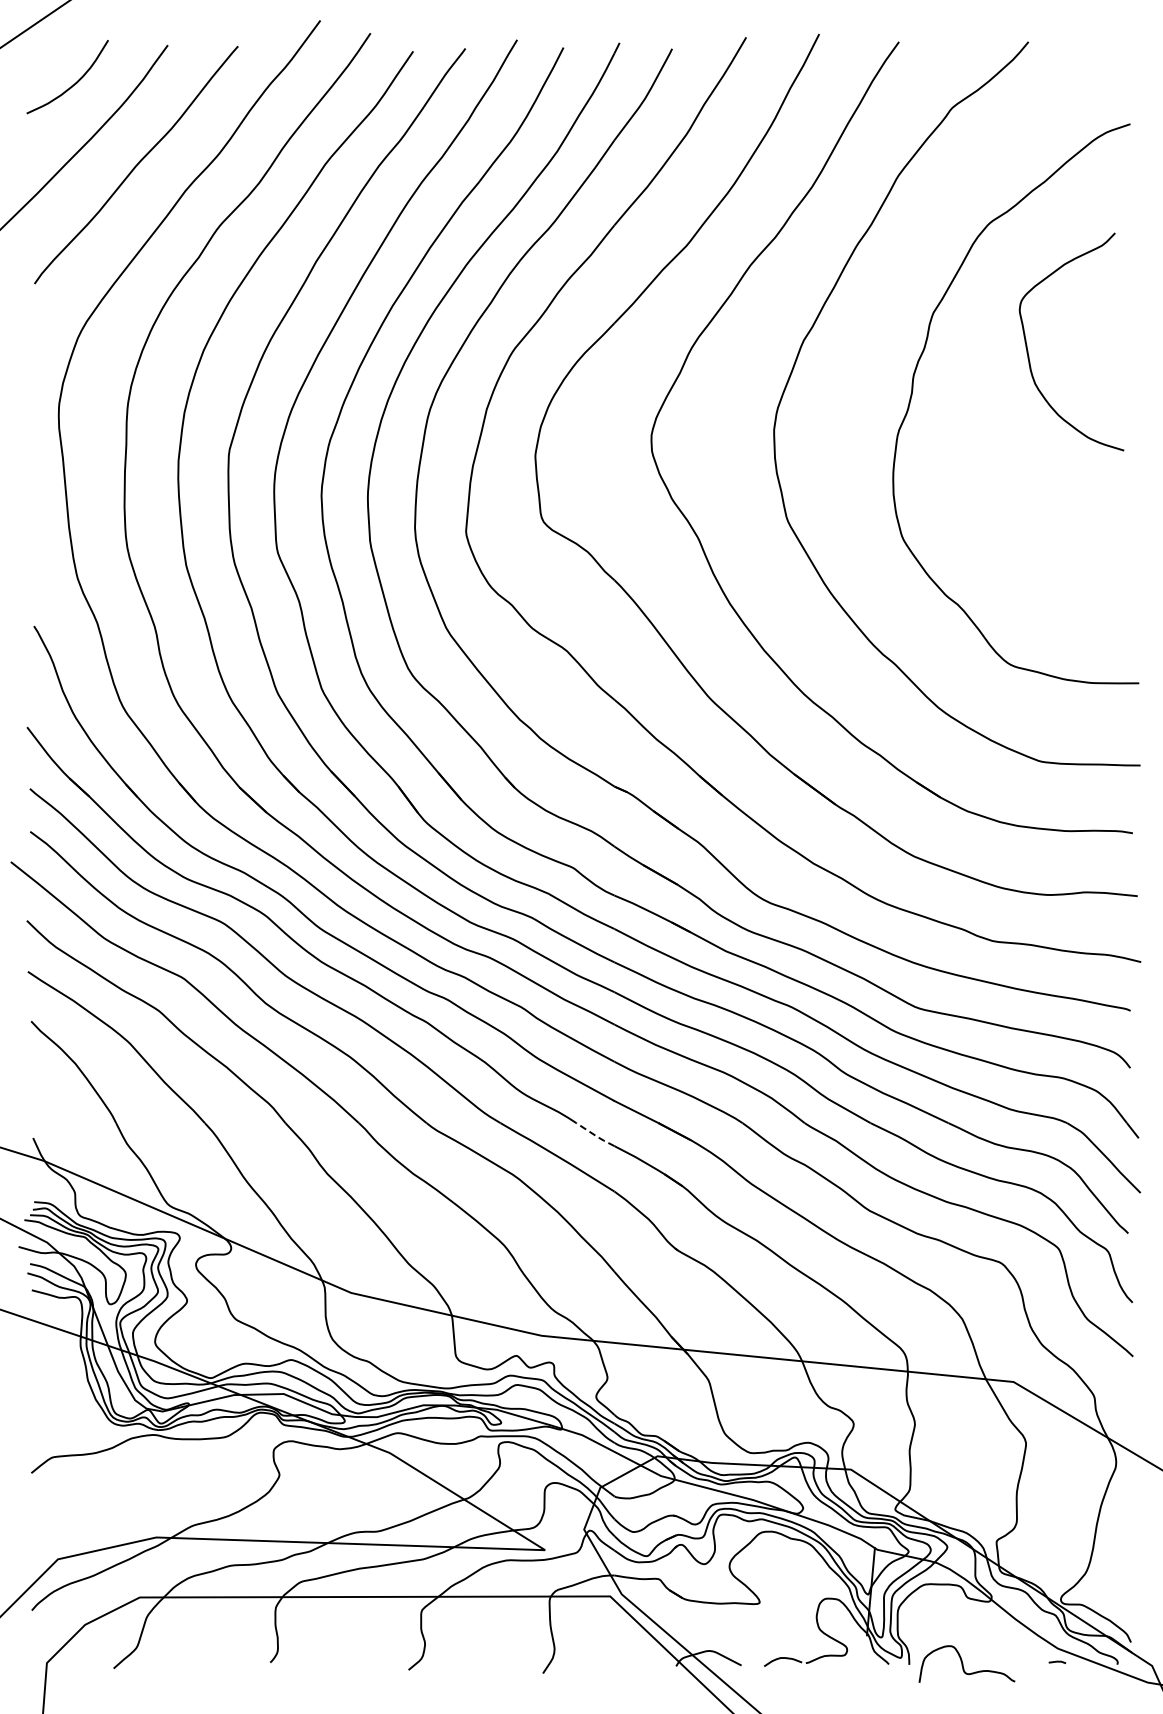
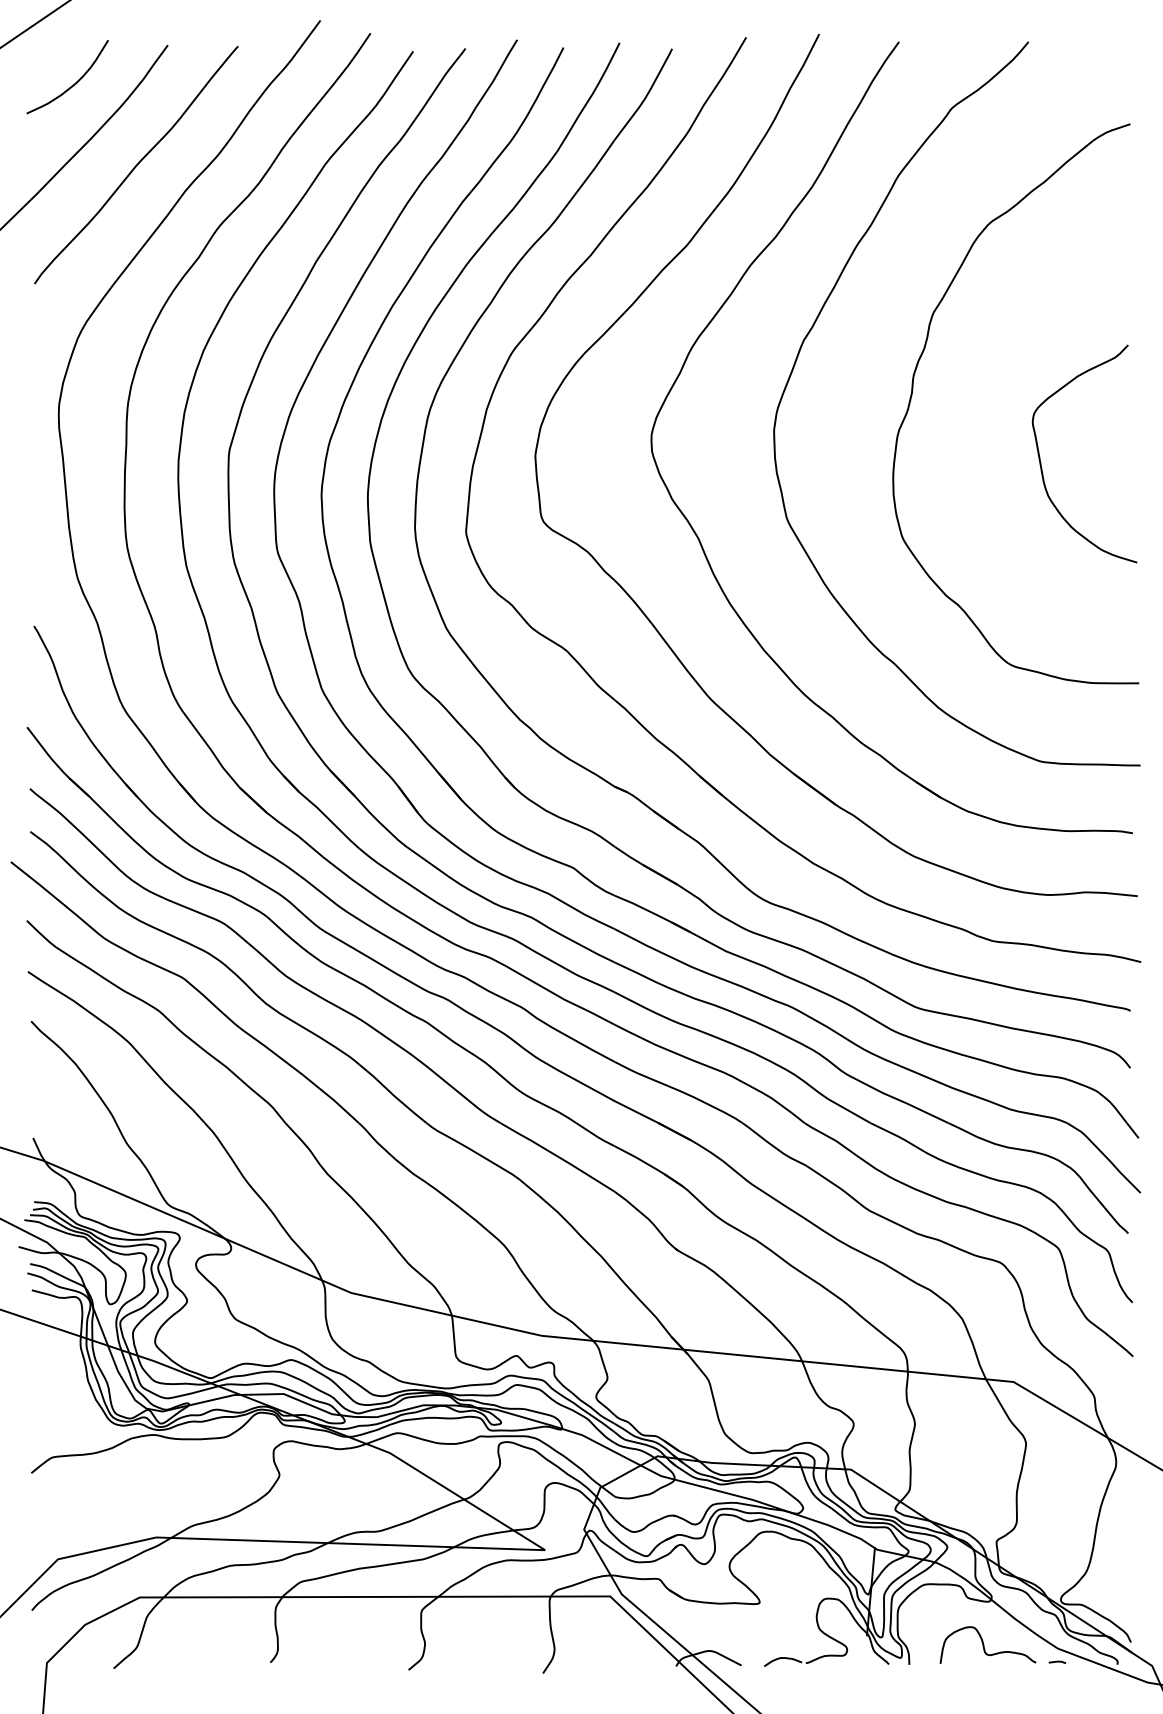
curve position: (1028, 350) -> (1041, 462) (1041, 462)
line: dashed -> solid (596, 1136)
curve position: (963, 1663) -> (984, 1644) (984, 1644)
